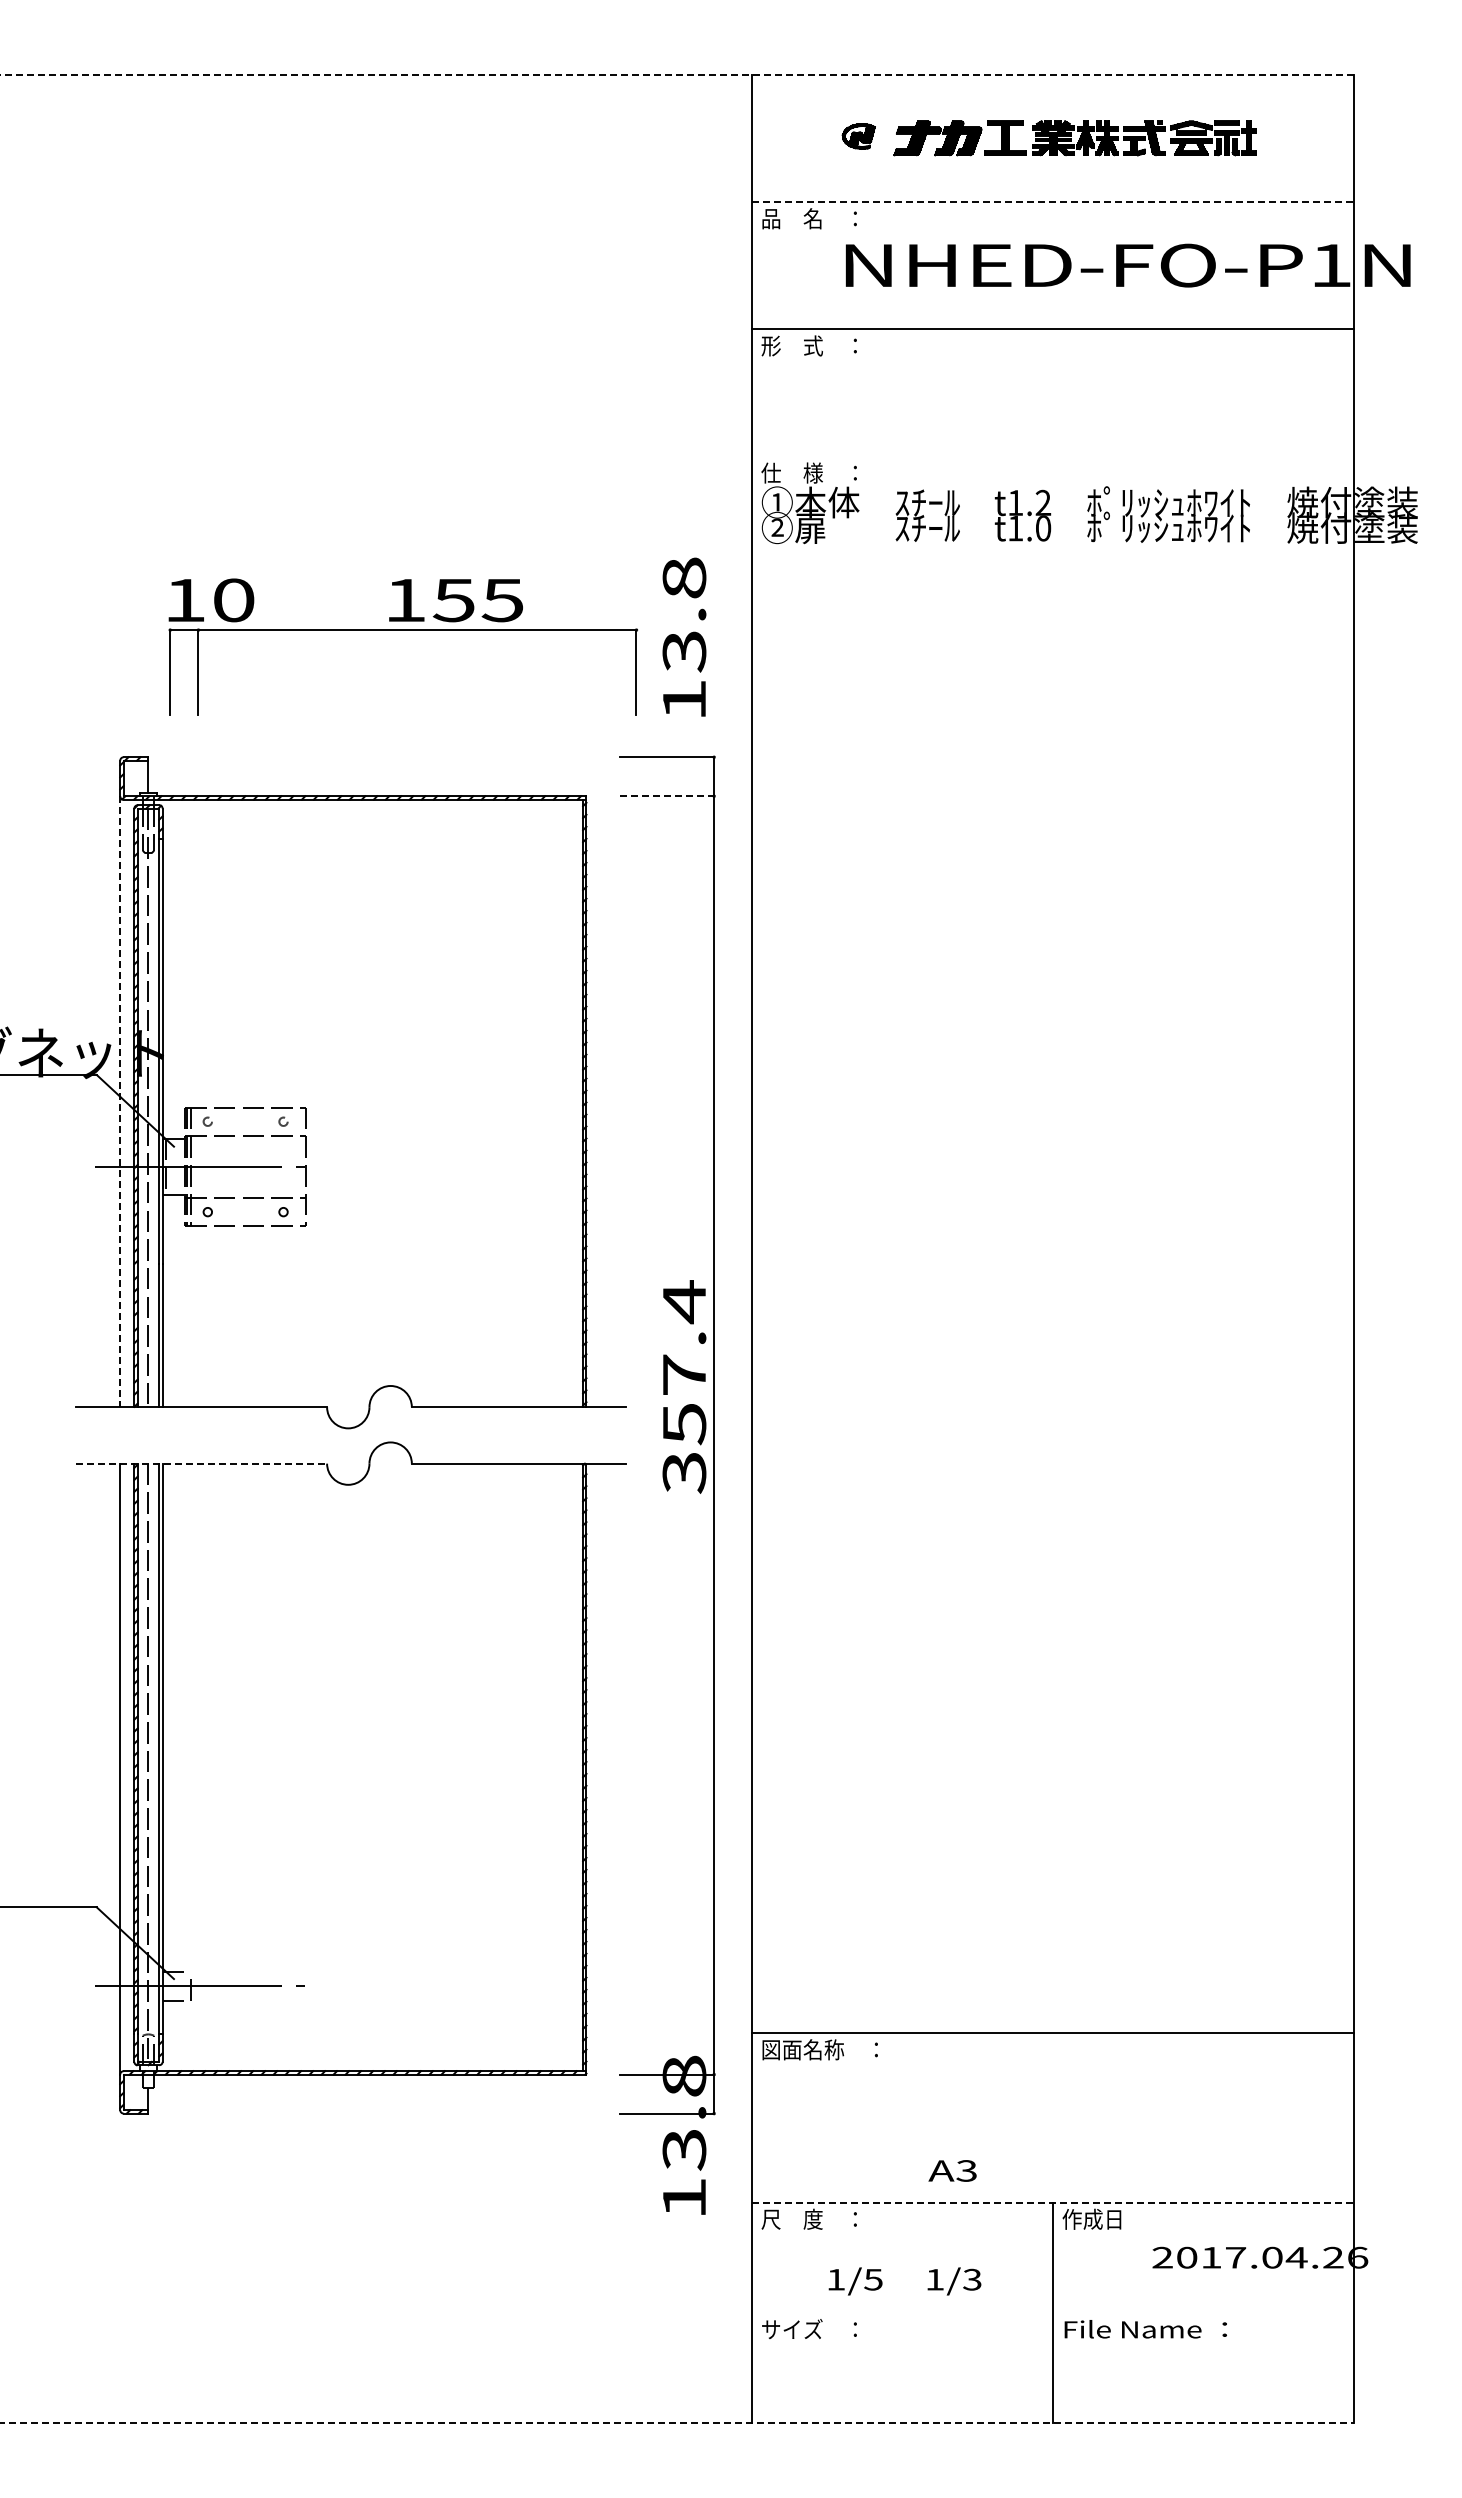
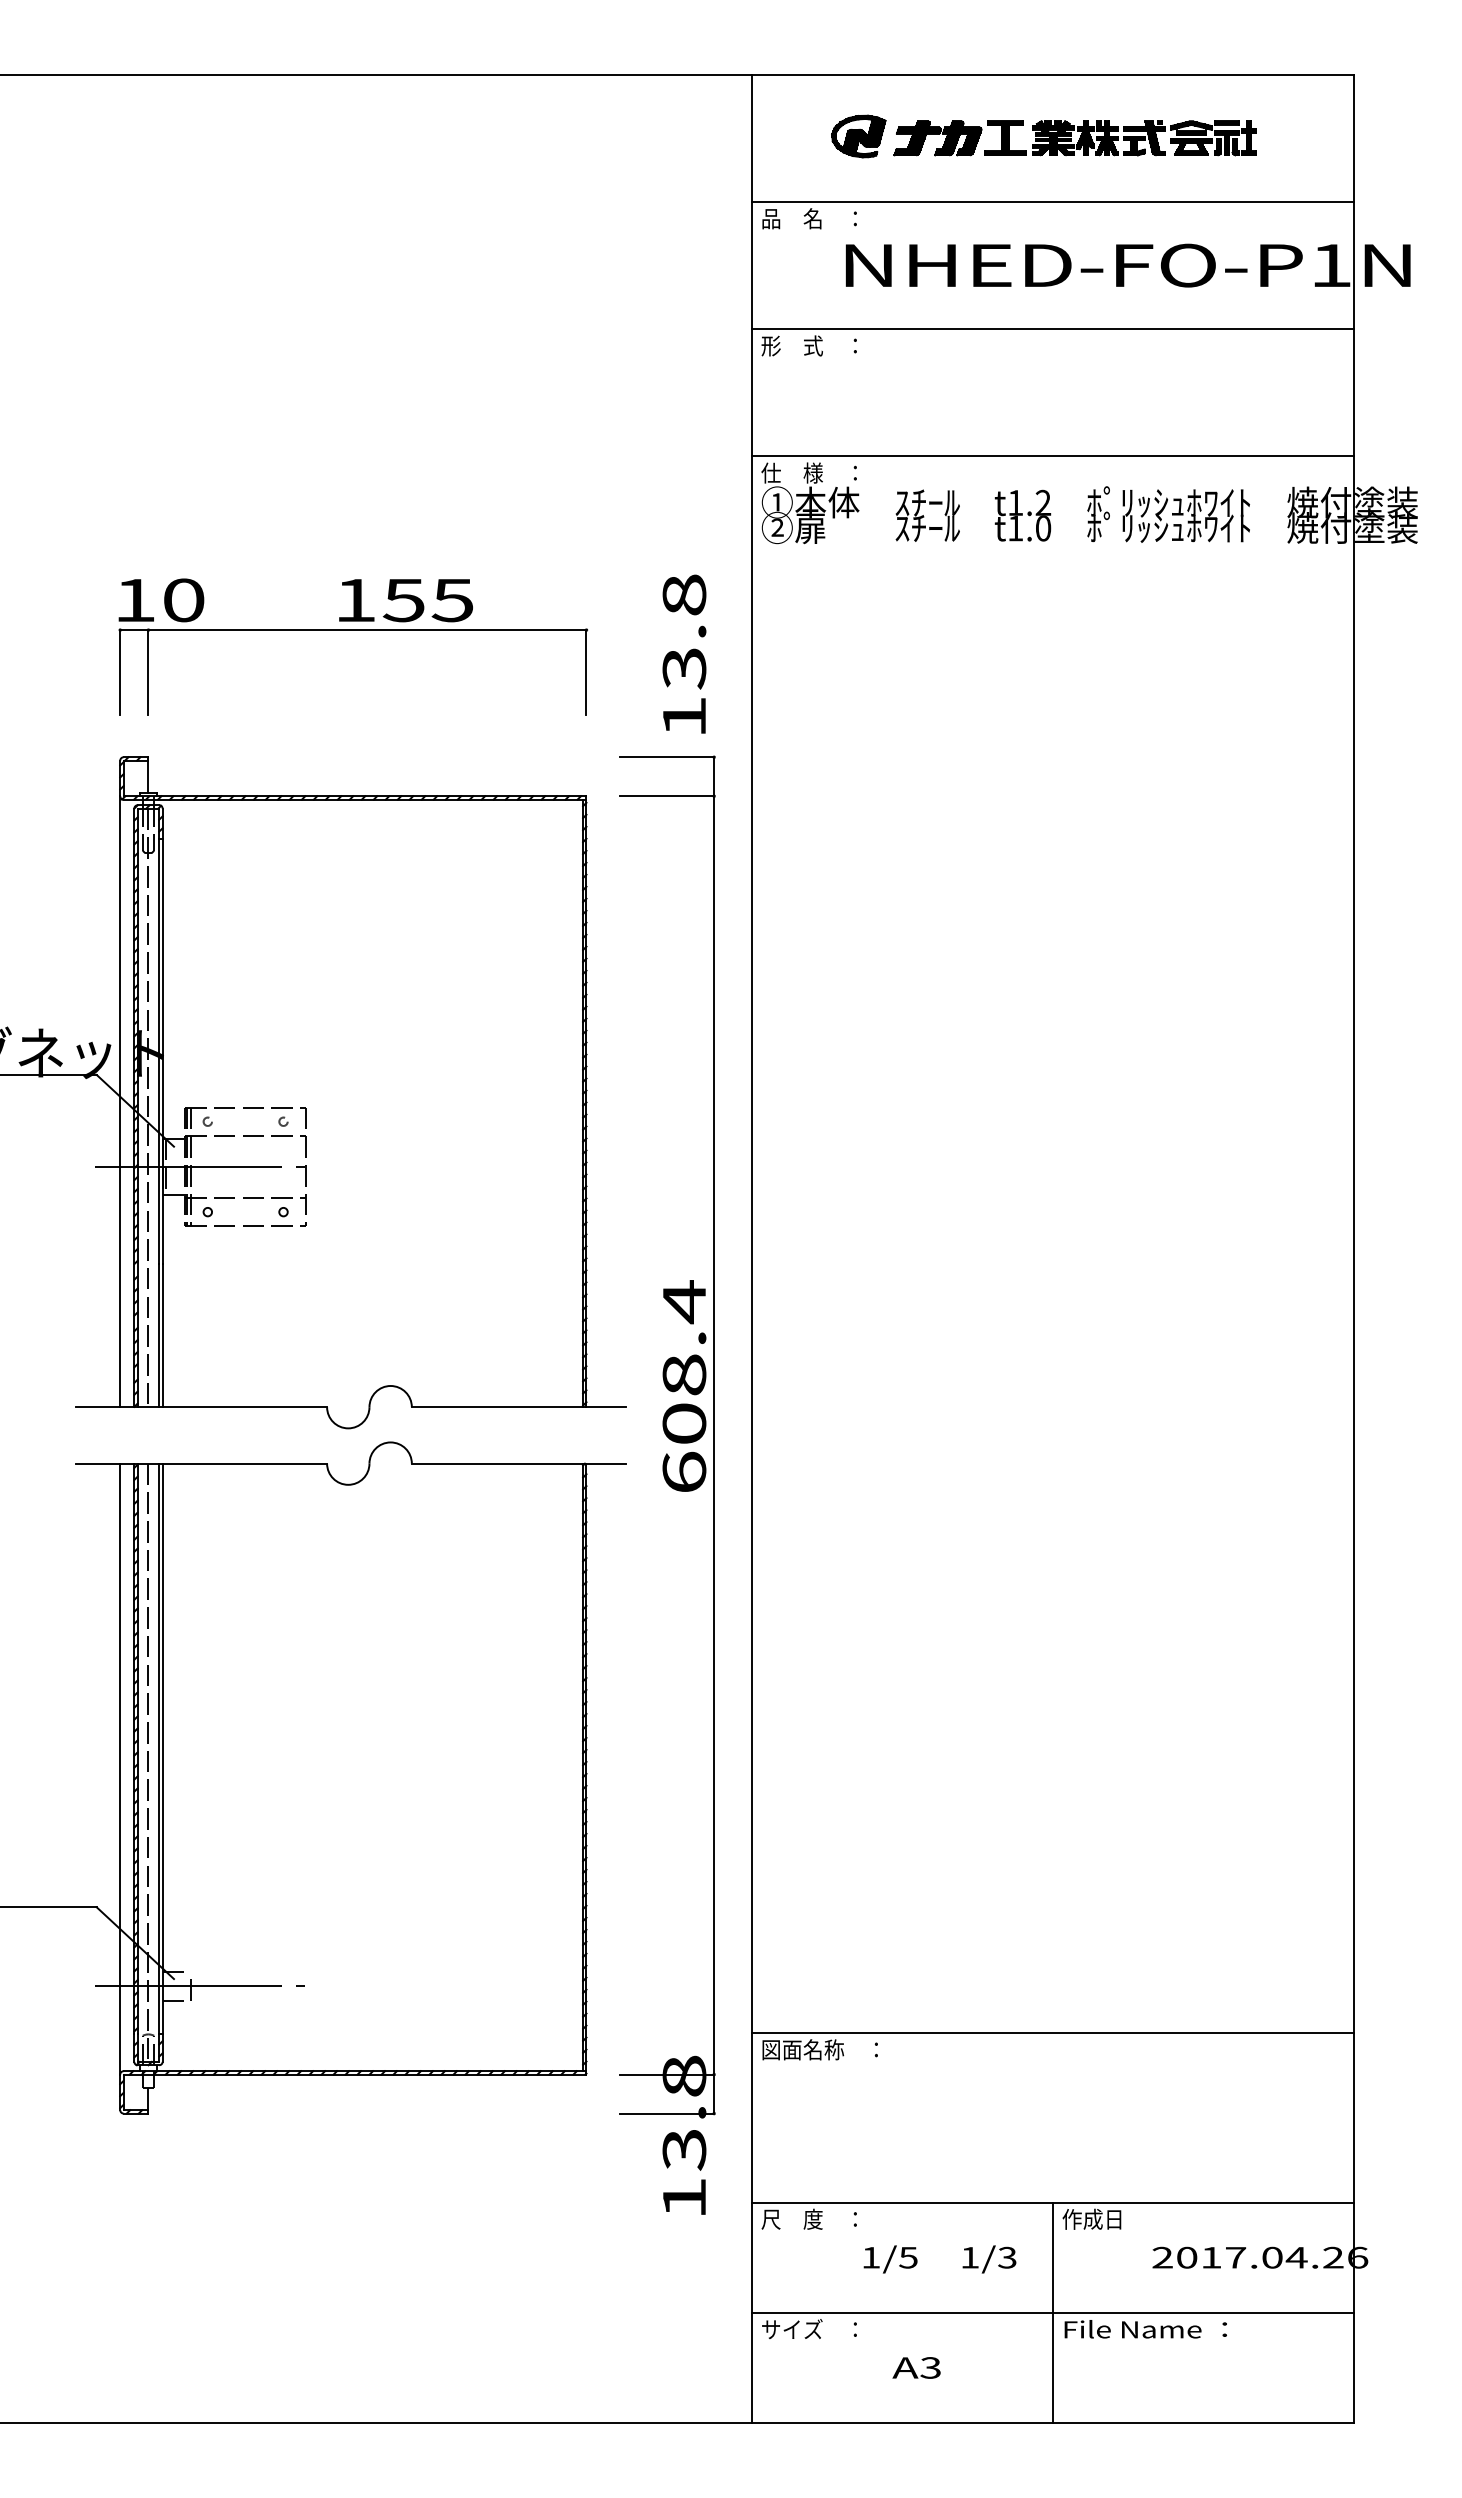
line: dashed -> solid (677, 74)
part size: 35x27 px -> 56x45 px (858, 136)
line: dashed -> solid (1053, 202)
line: none -> present (1053, 456)
part position: (402, 630) -> (352, 630) (352, 630)
text position: (684, 636) -> (684, 653) (684, 653)
line: dashed -> solid (667, 796)
line: dashed -> solid (120, 1102)
text: 357.4 -> 608.4 (684, 1423)
line: dashed -> solid (201, 1463)
text position: (952, 2170) -> (916, 2367) (916, 2367)
line: dashed -> solid (1053, 2202)
text position: (904, 2281) -> (939, 2259) (939, 2259)
line: none -> present (1053, 2312)
line: dashed -> solid (677, 2423)
